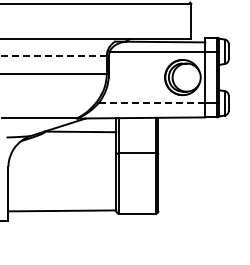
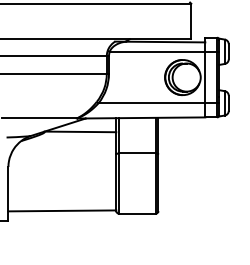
line: dashed -> solid (53, 56)
line: dashed -> solid (151, 103)
